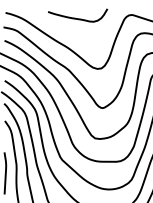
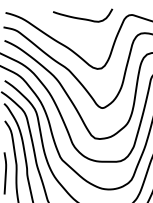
curve position: (78, 18) -> (83, 18) (83, 18)
